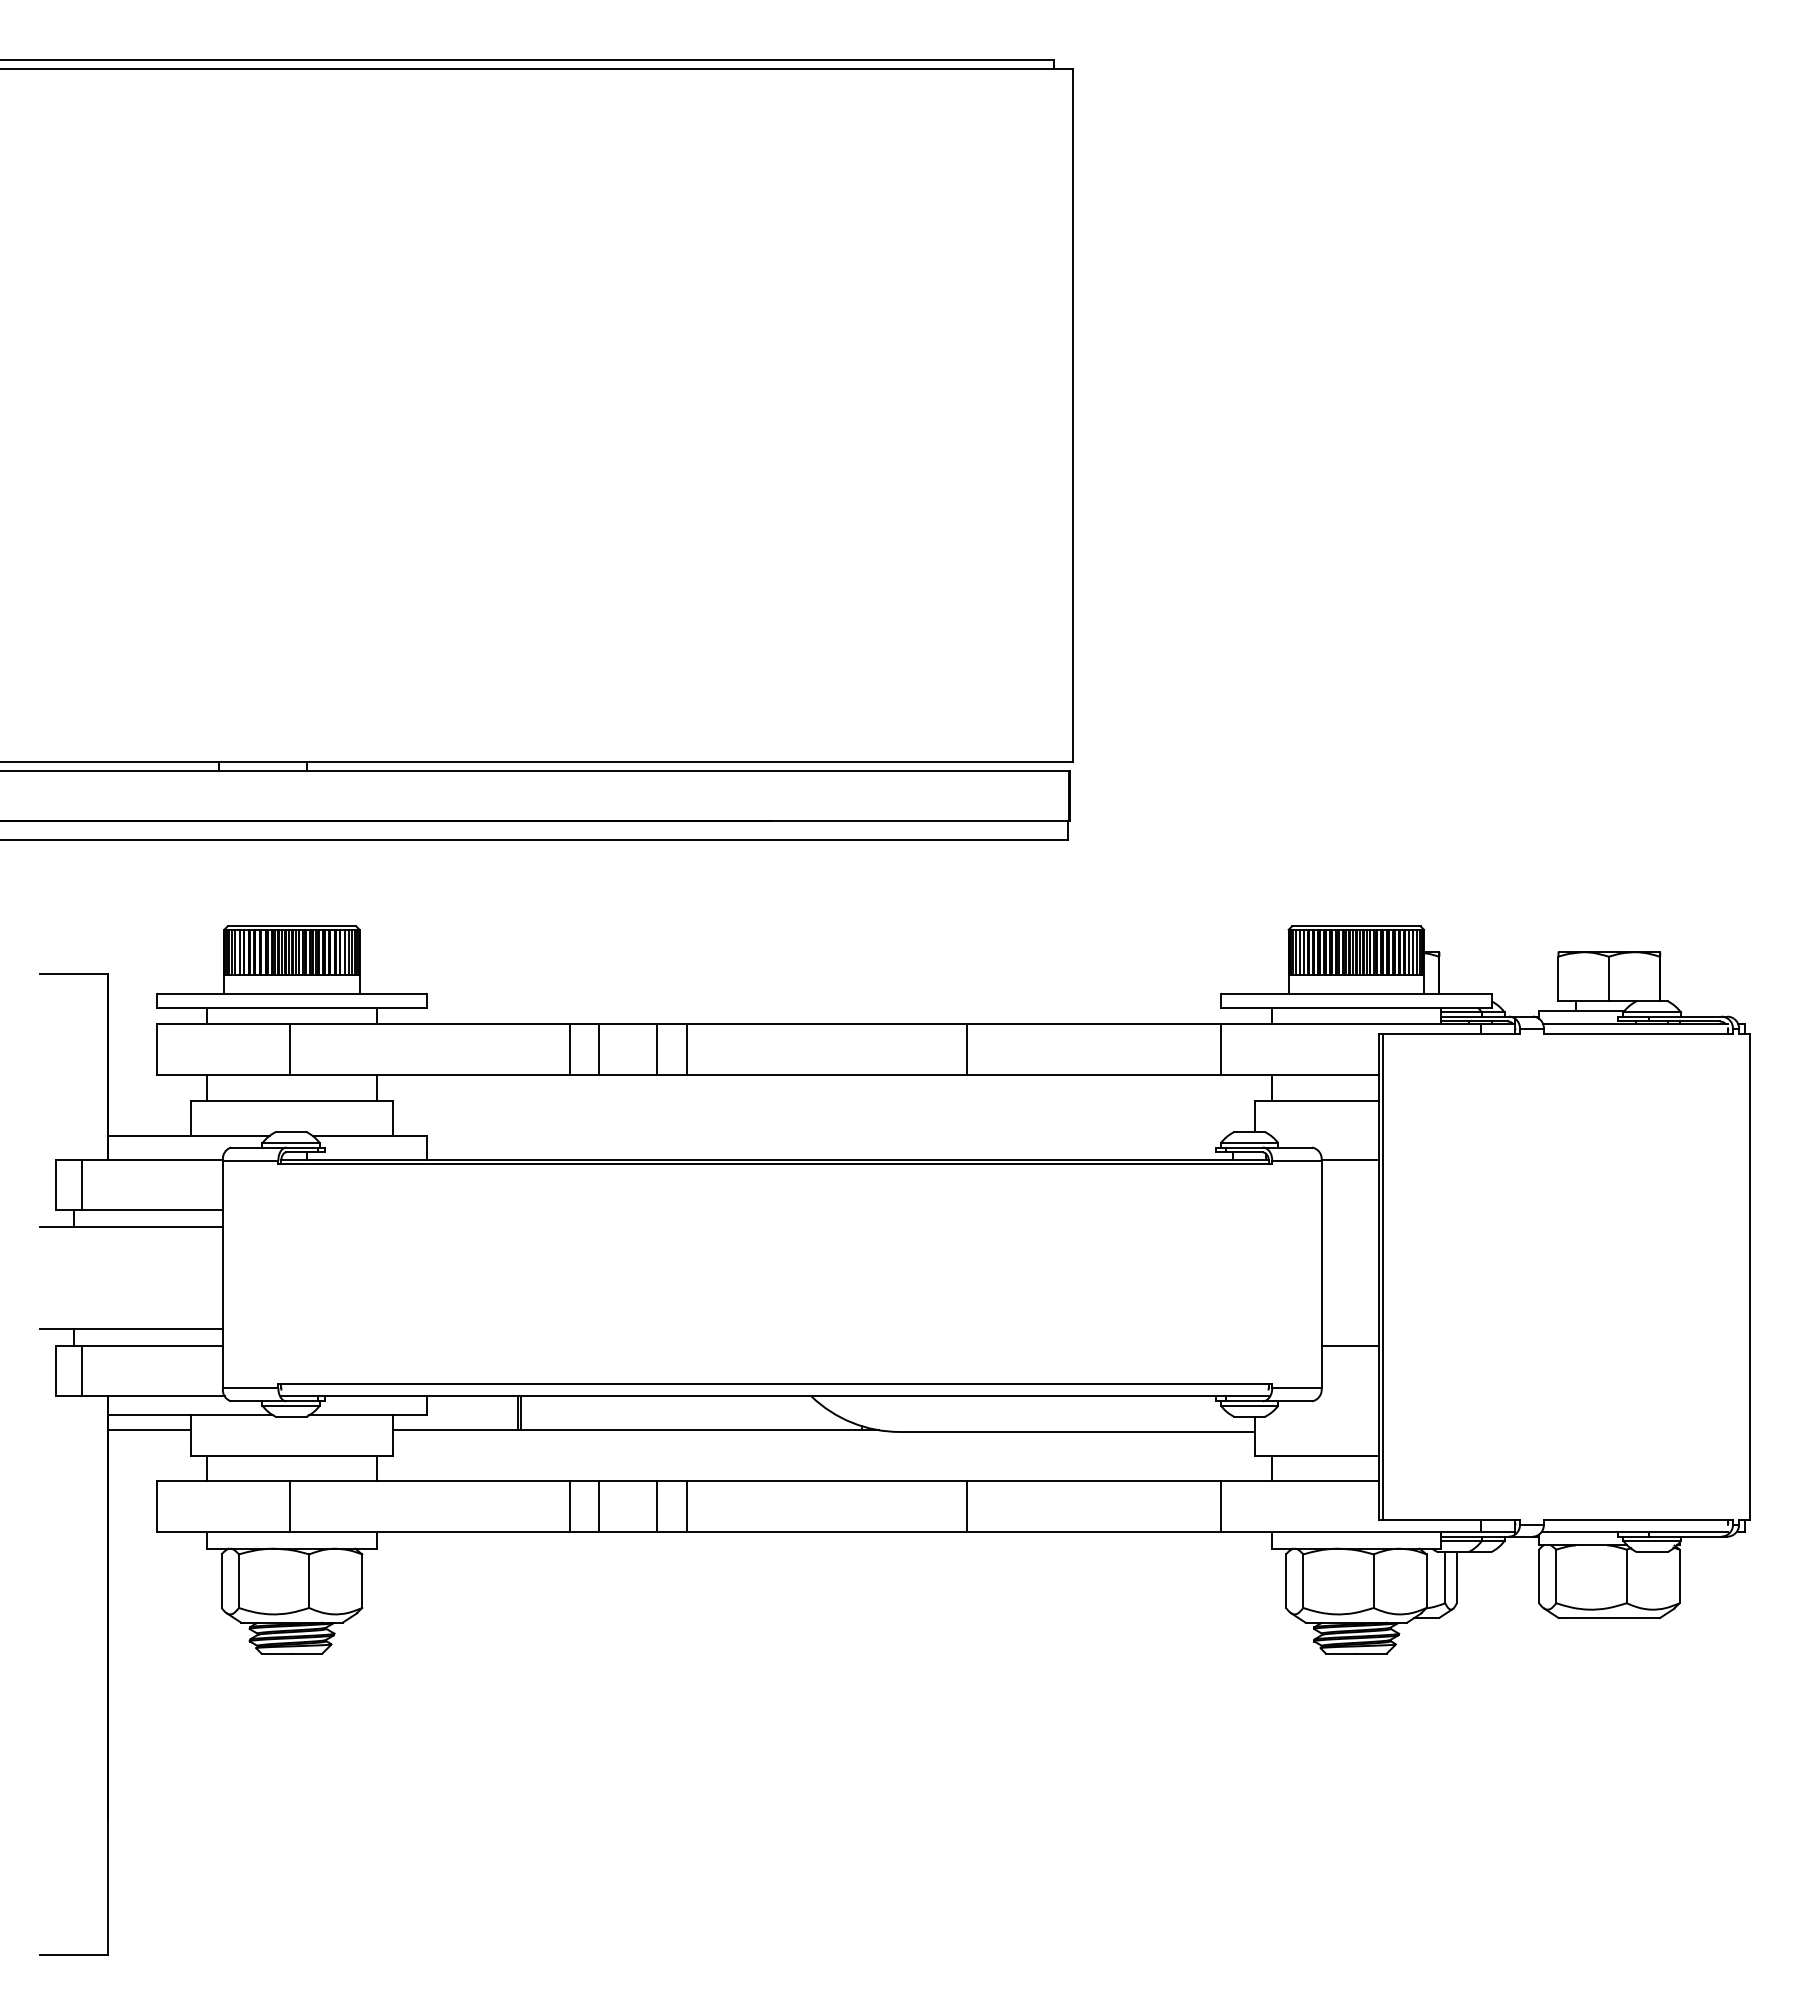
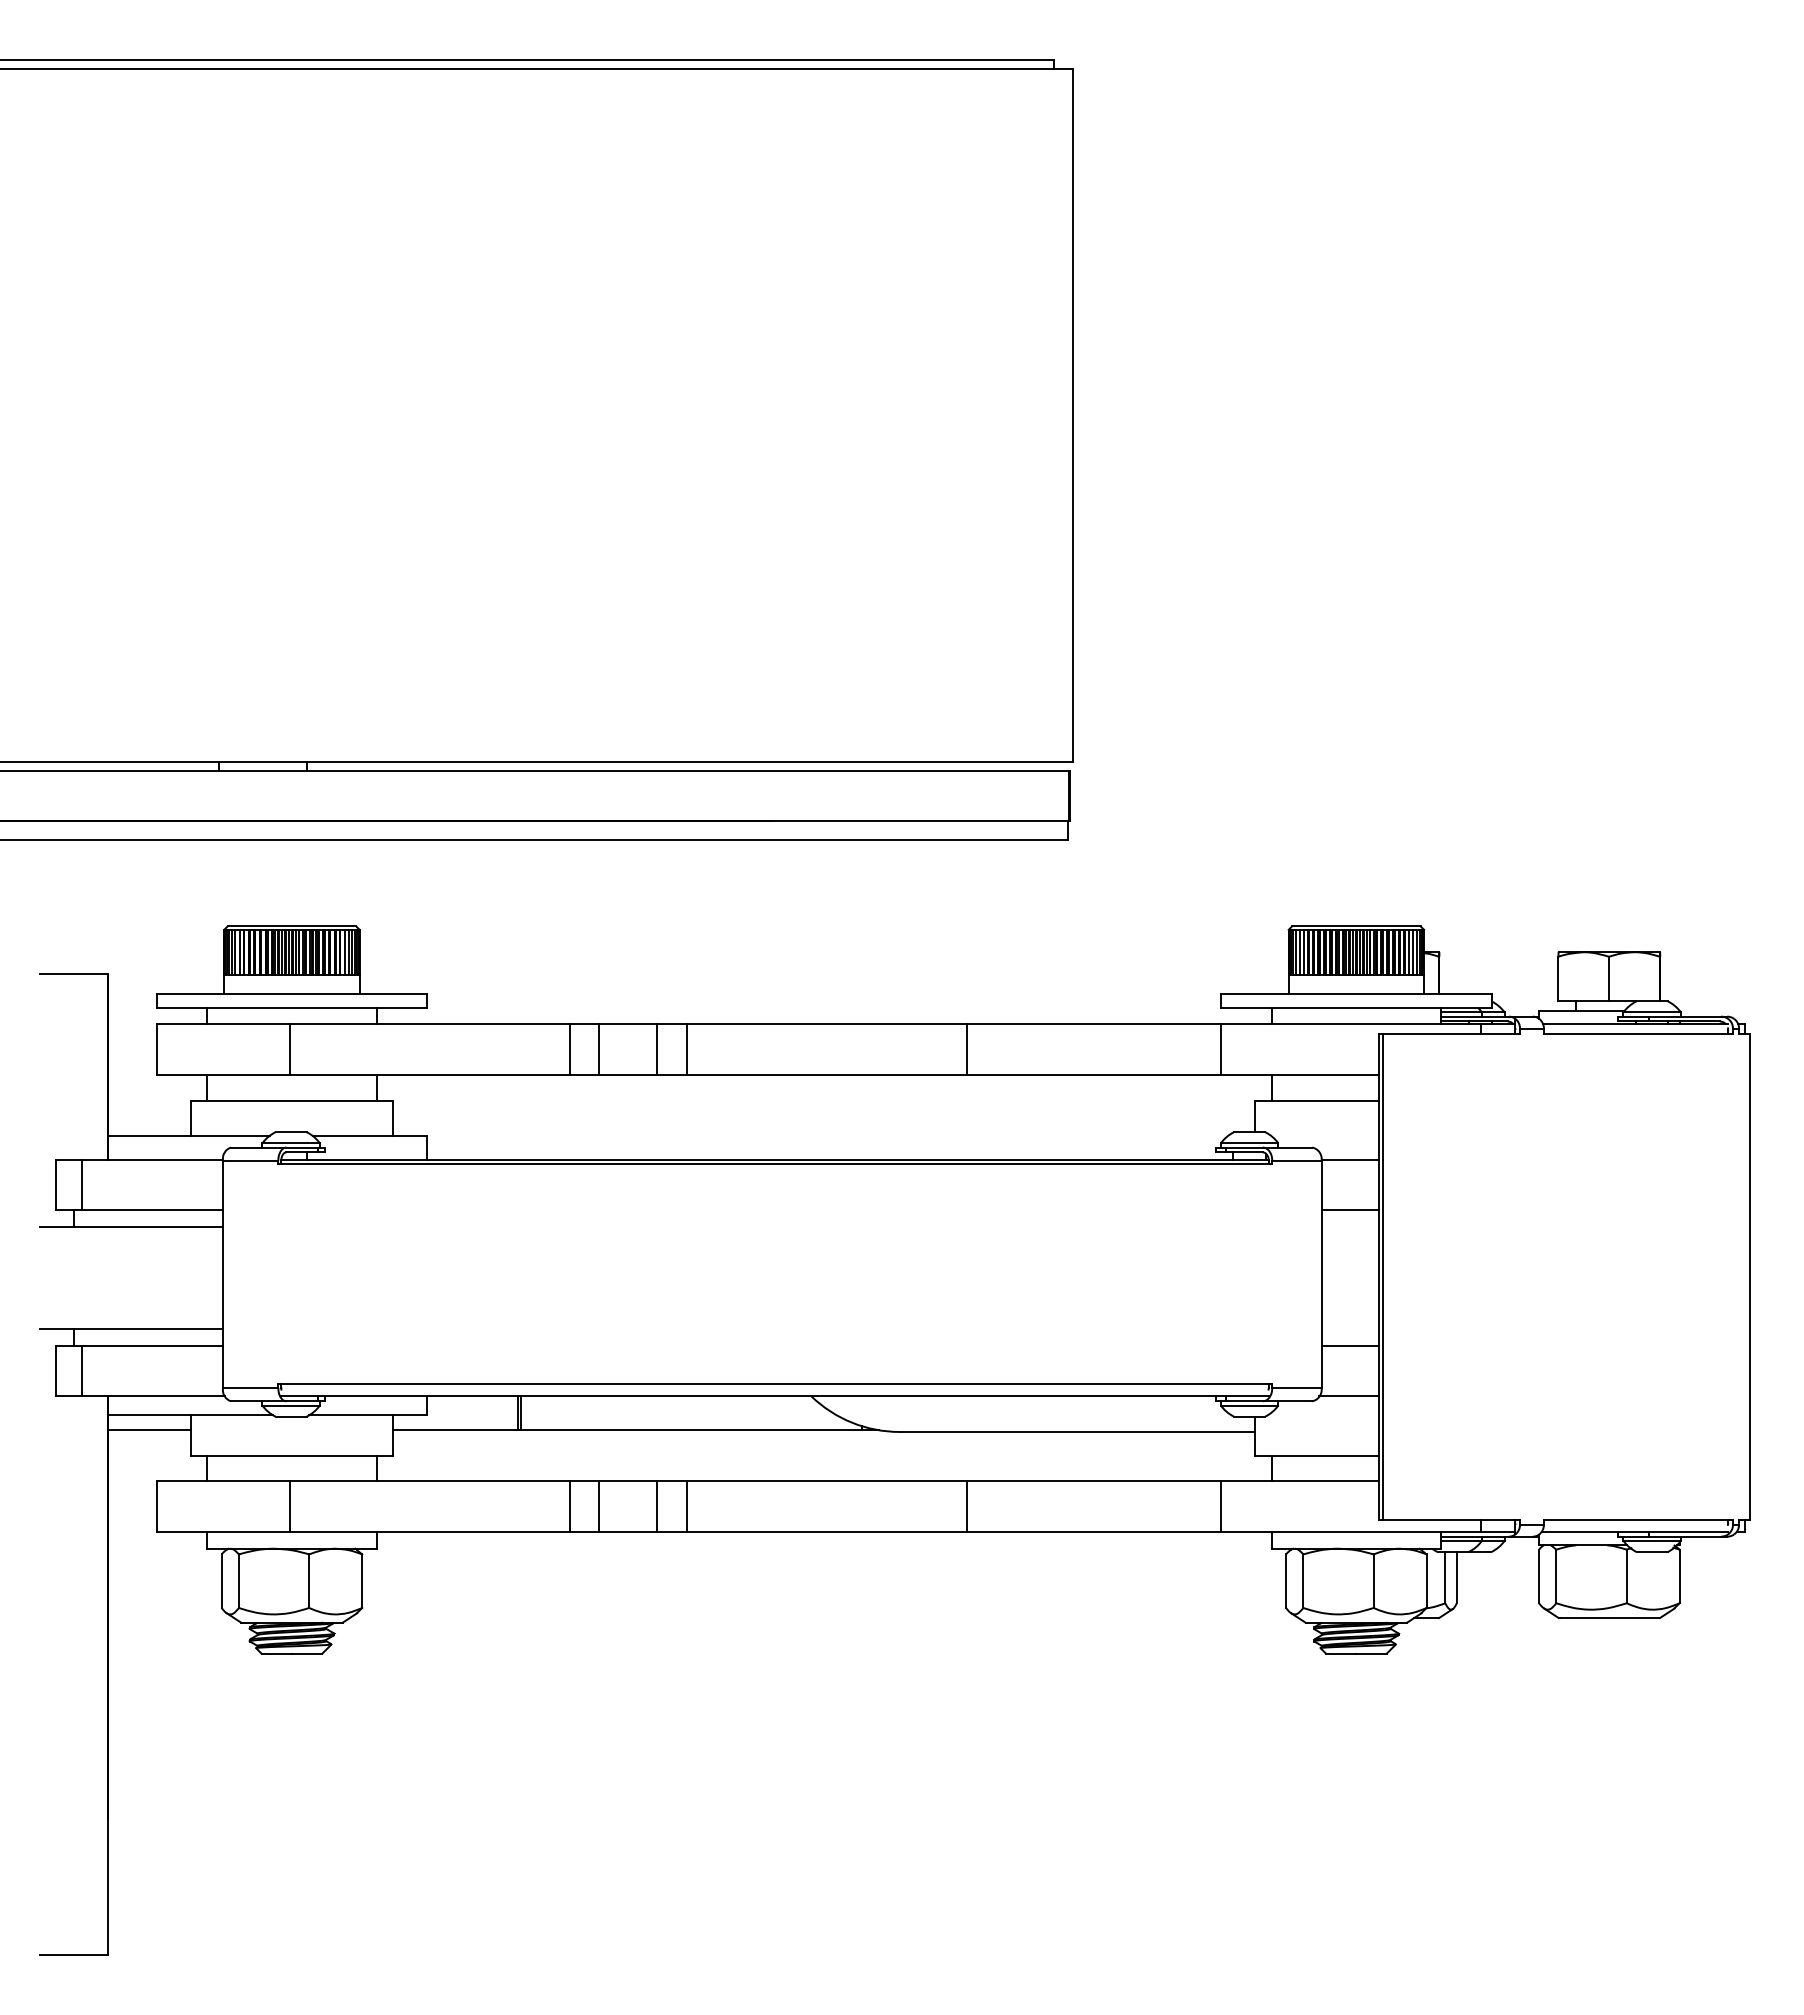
line: none -> present (1349, 1210)
line: none -> present (1348, 1396)
